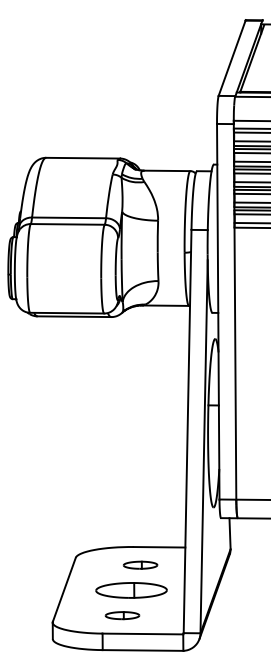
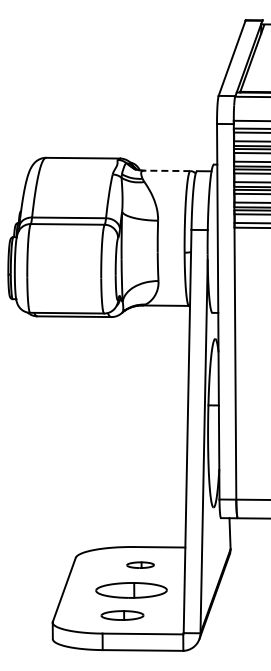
line: solid -> dashed (166, 170)
part size: 37x10 px -> 29x8 px (140, 564)
part size: 37x10 px -> 45x11 px (122, 615)
